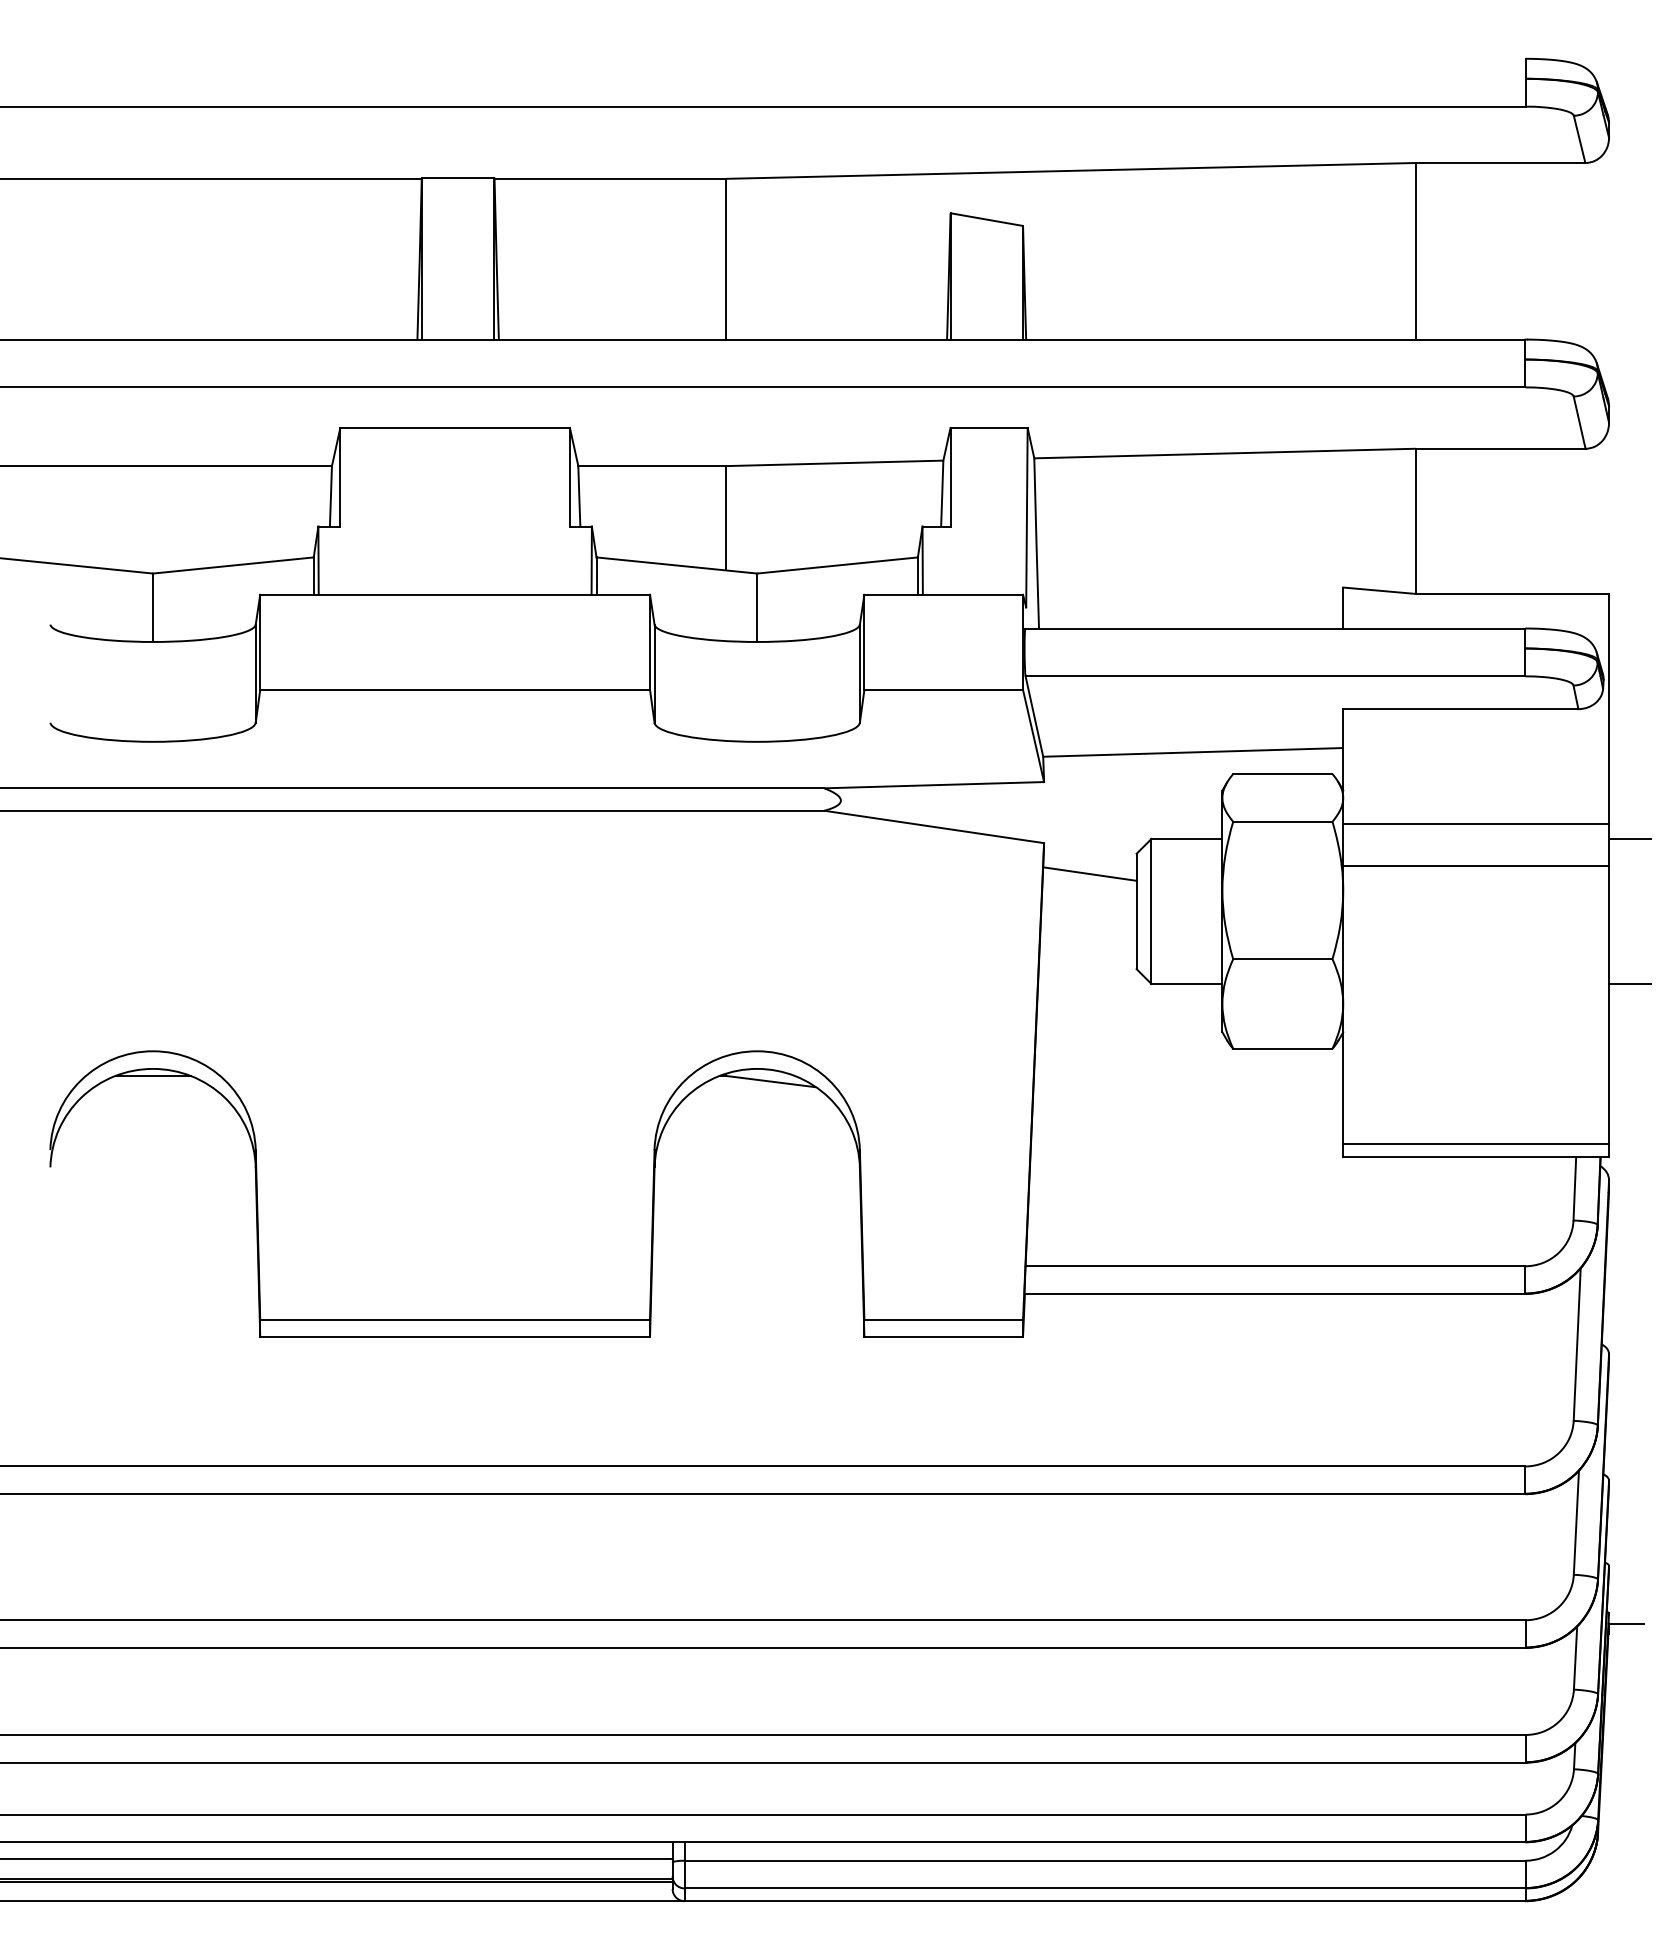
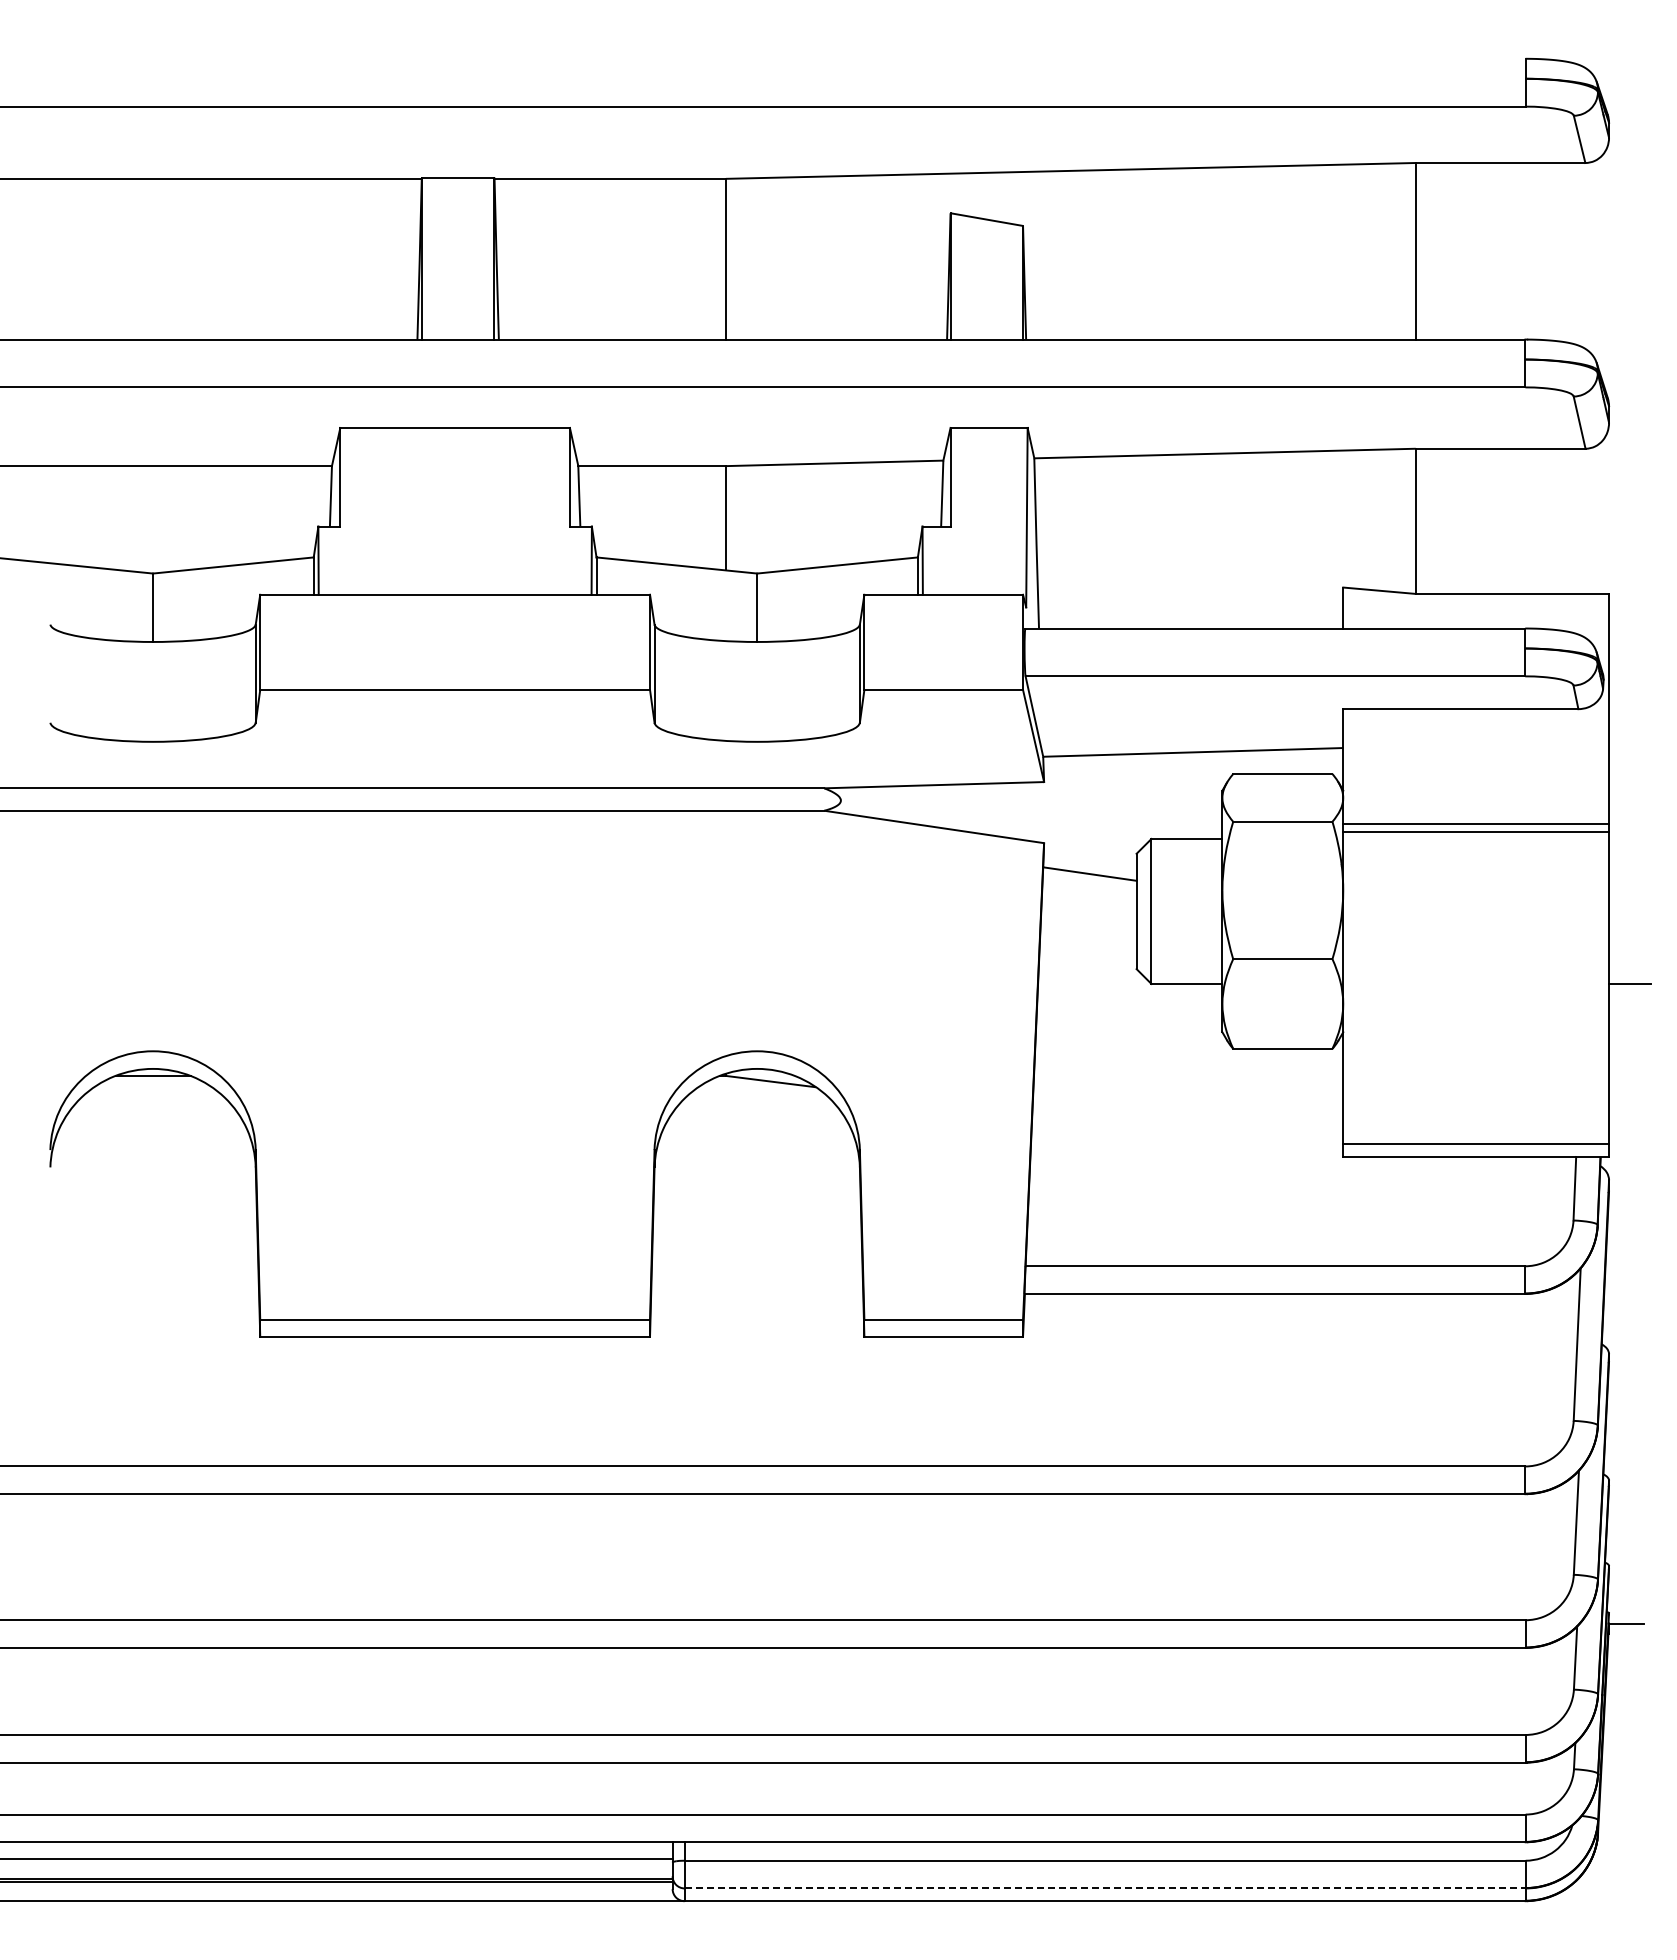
line: present -> none (1630, 838)
line position: (1476, 865) -> (1476, 831) (1476, 831)
line: solid -> dashed (1105, 1888)
